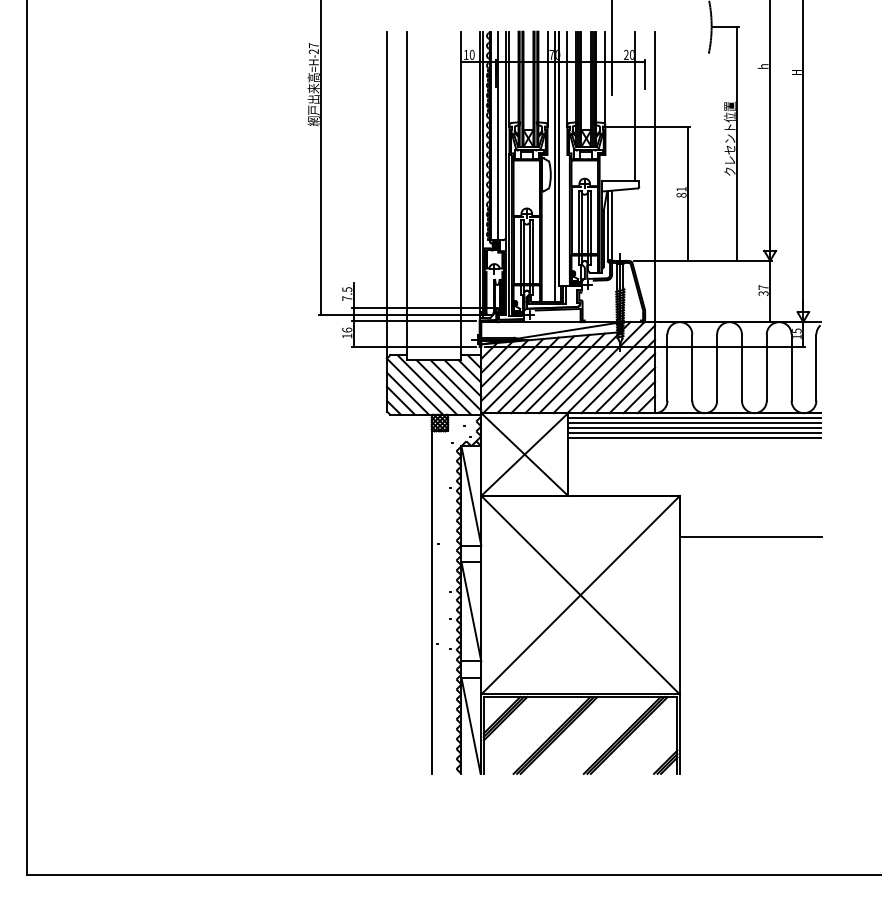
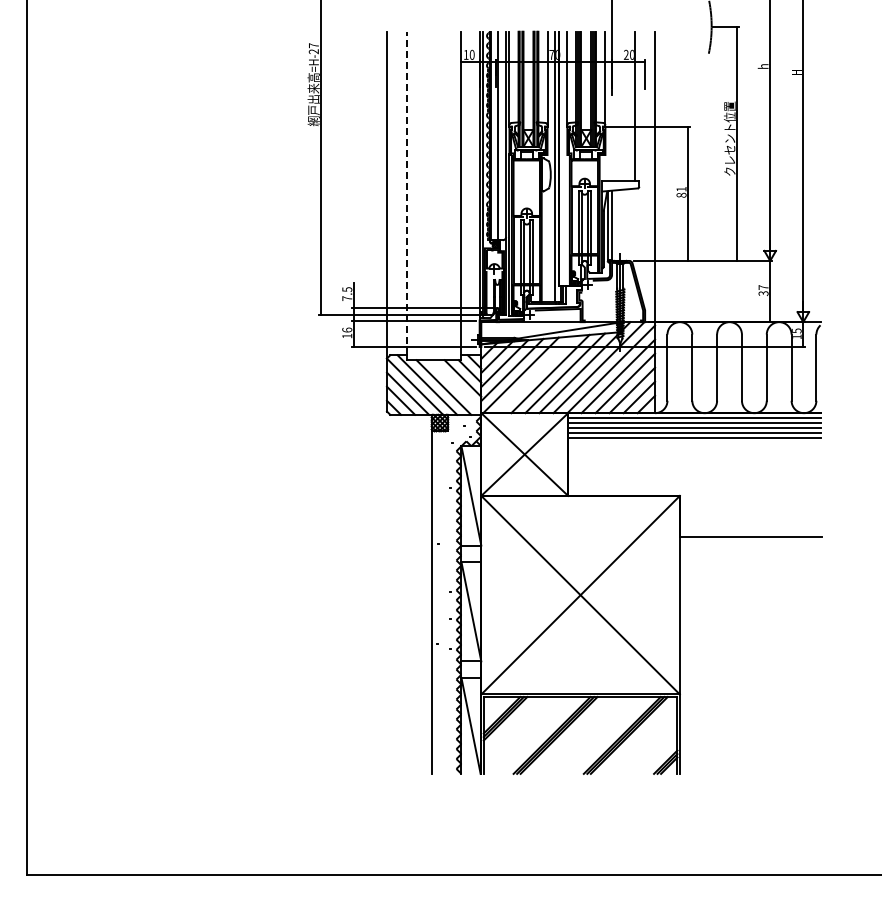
line: solid -> dashed (406, 193)
line: present -> none (535, 374)
line: present -> none (455, 385)
